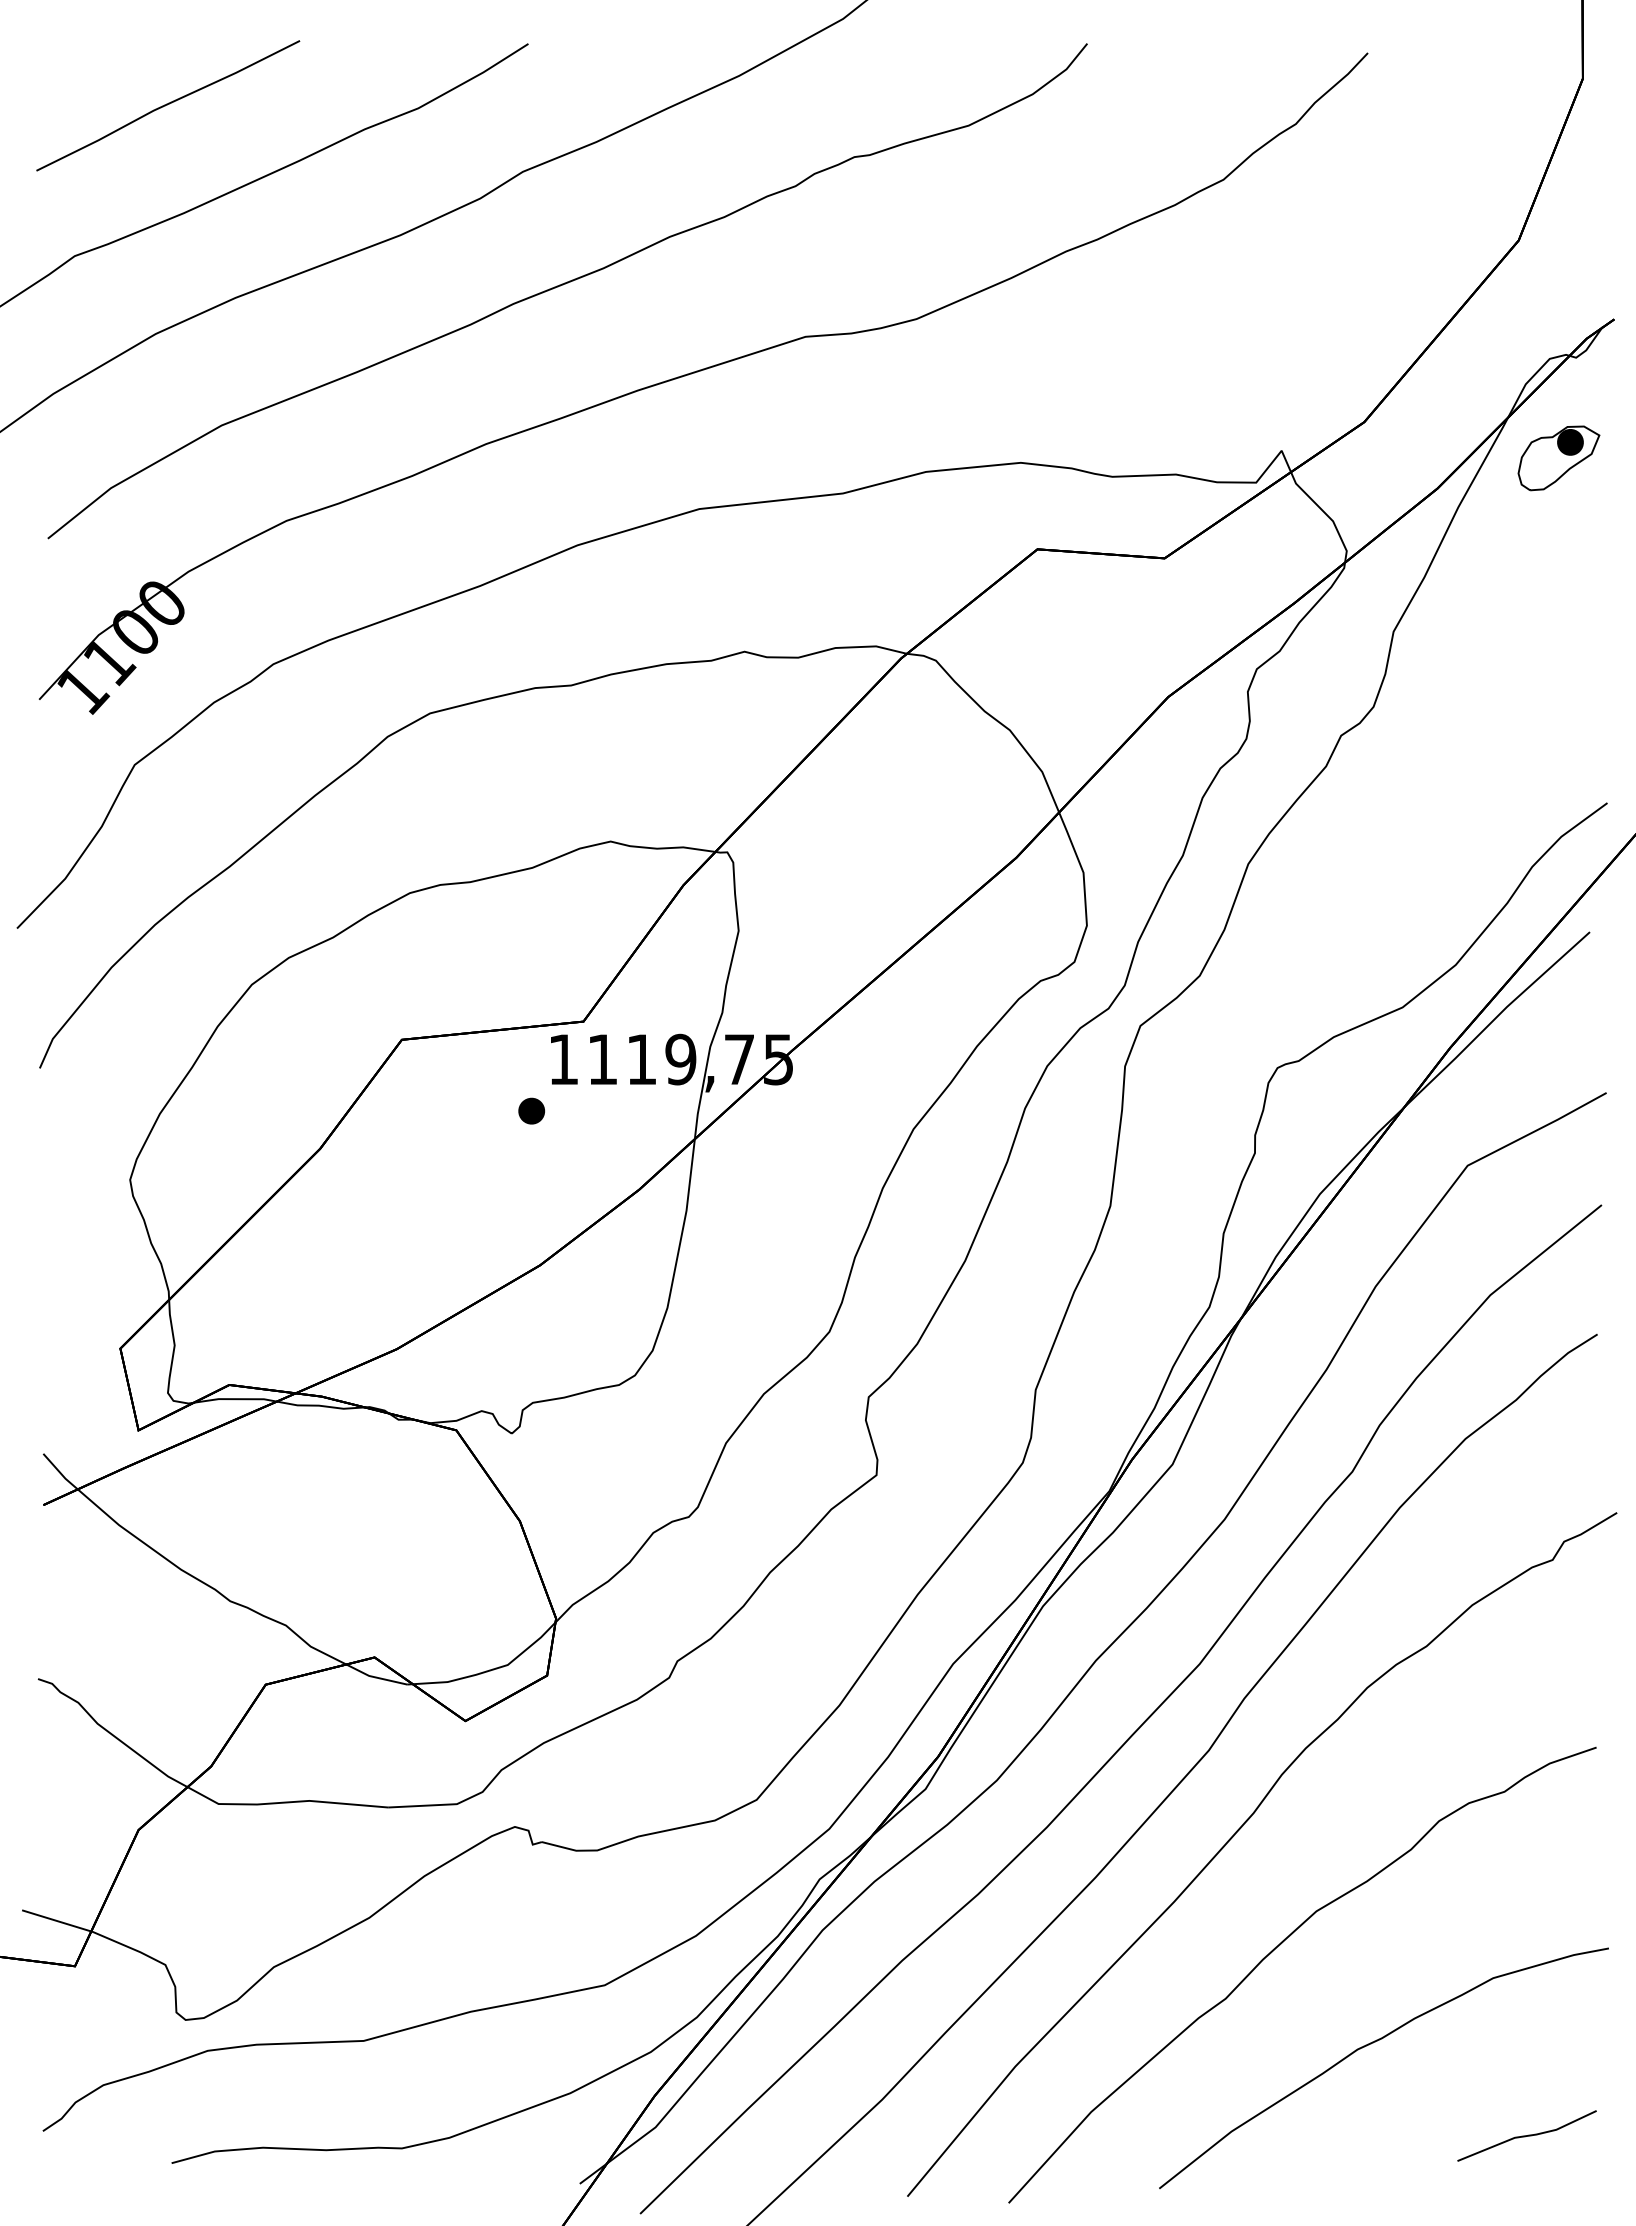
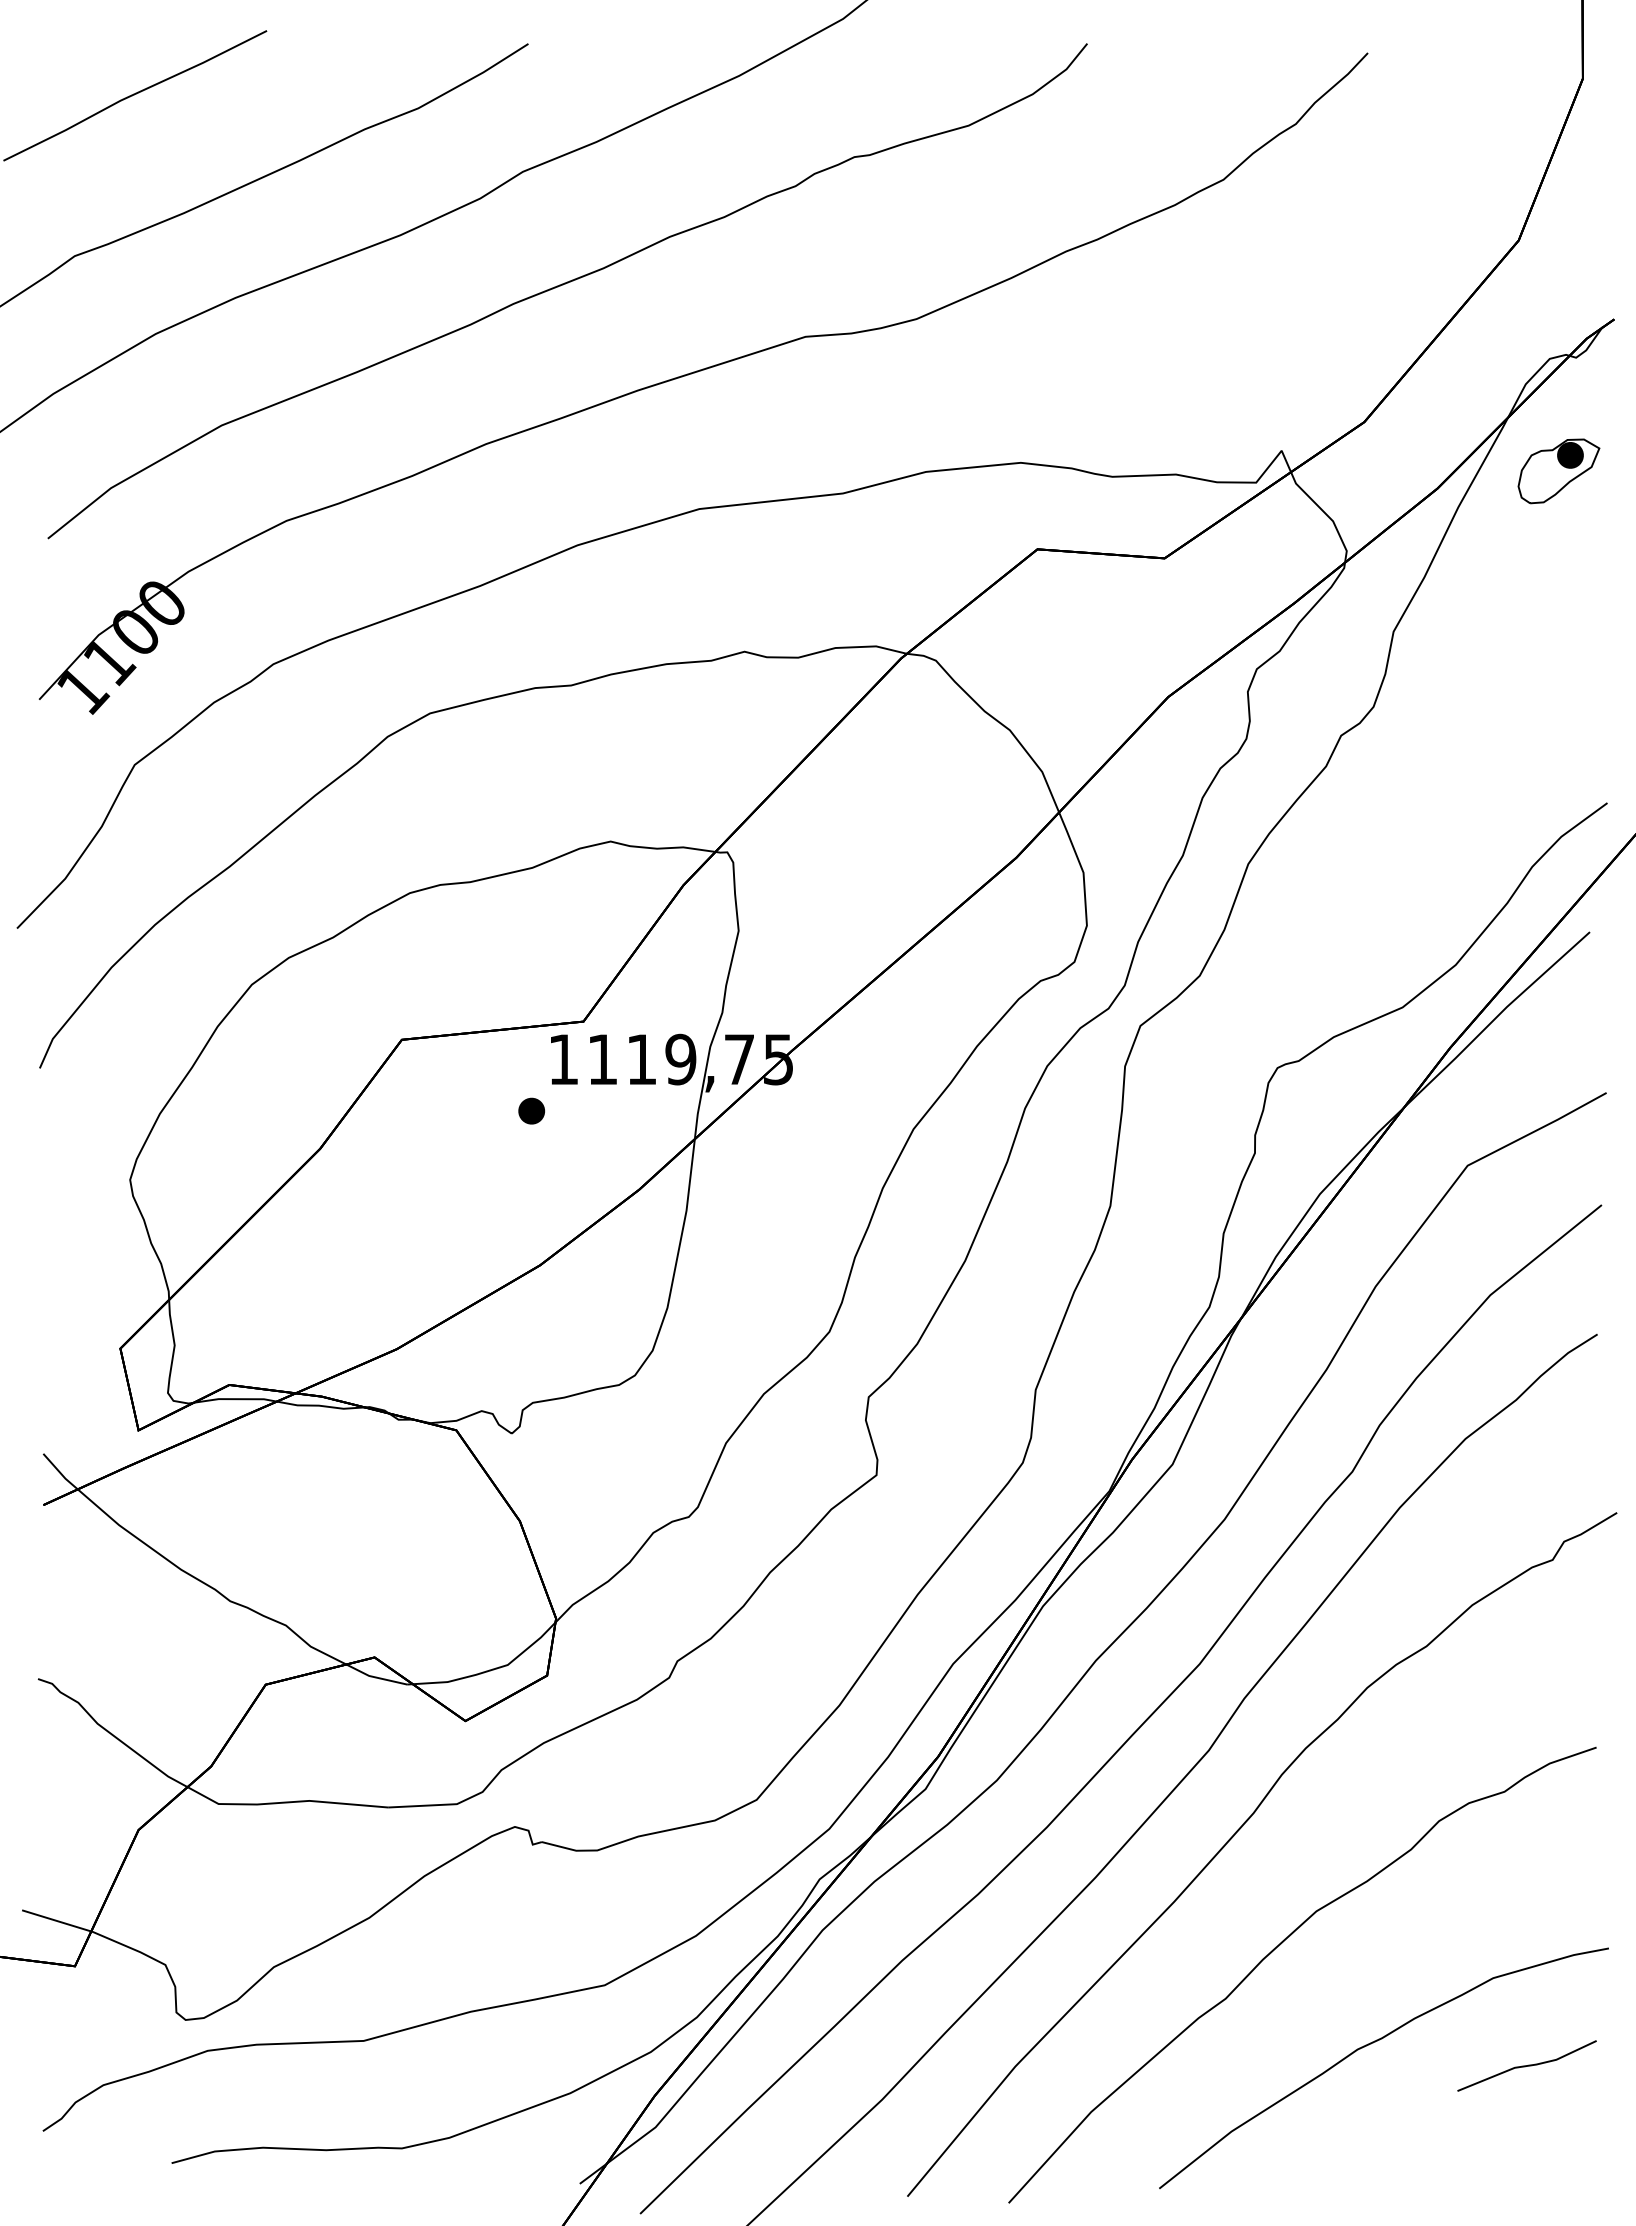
line position: (168, 104) -> (135, 94) (135, 94)
part position: (1558, 458) -> (1558, 471) (1558, 471)
line position: (1526, 2135) -> (1526, 2065) (1526, 2065)
